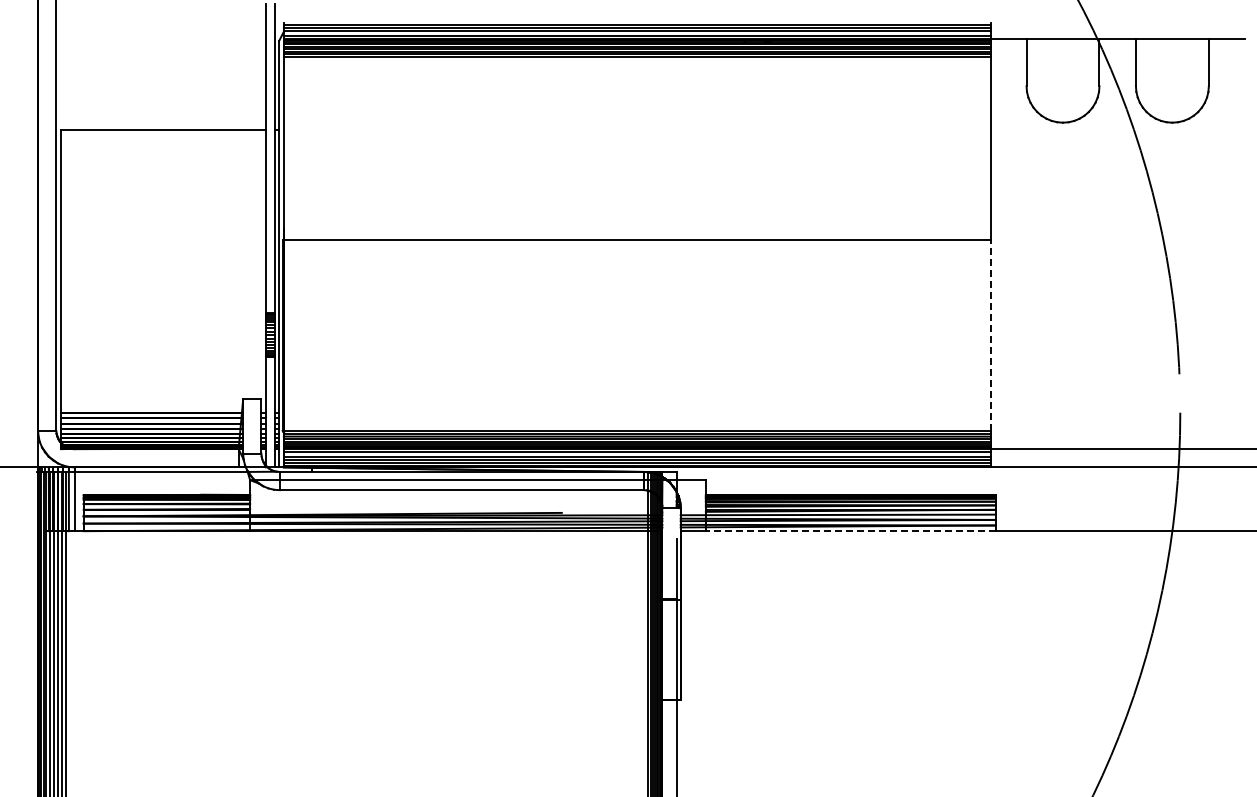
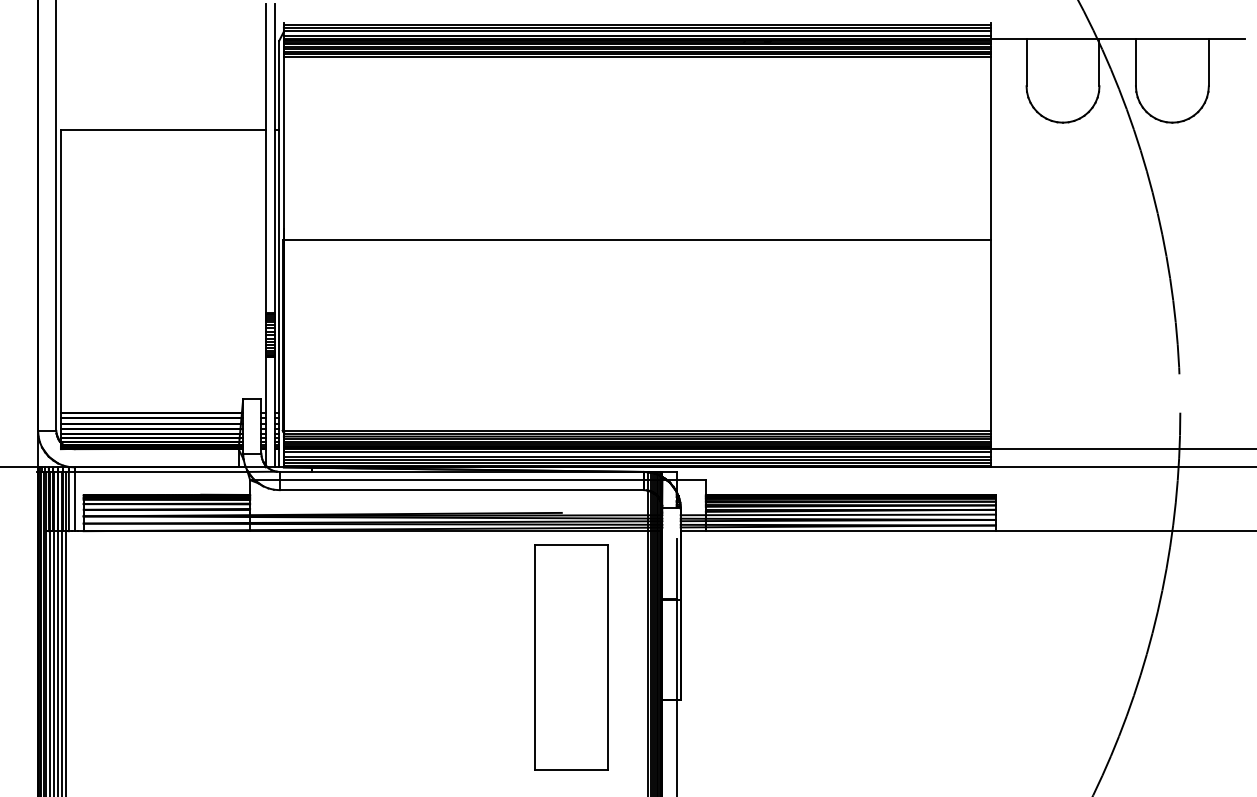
line: dashed -> solid (990, 335)
line: dashed -> solid (850, 531)
part: none -> present (571, 657)
